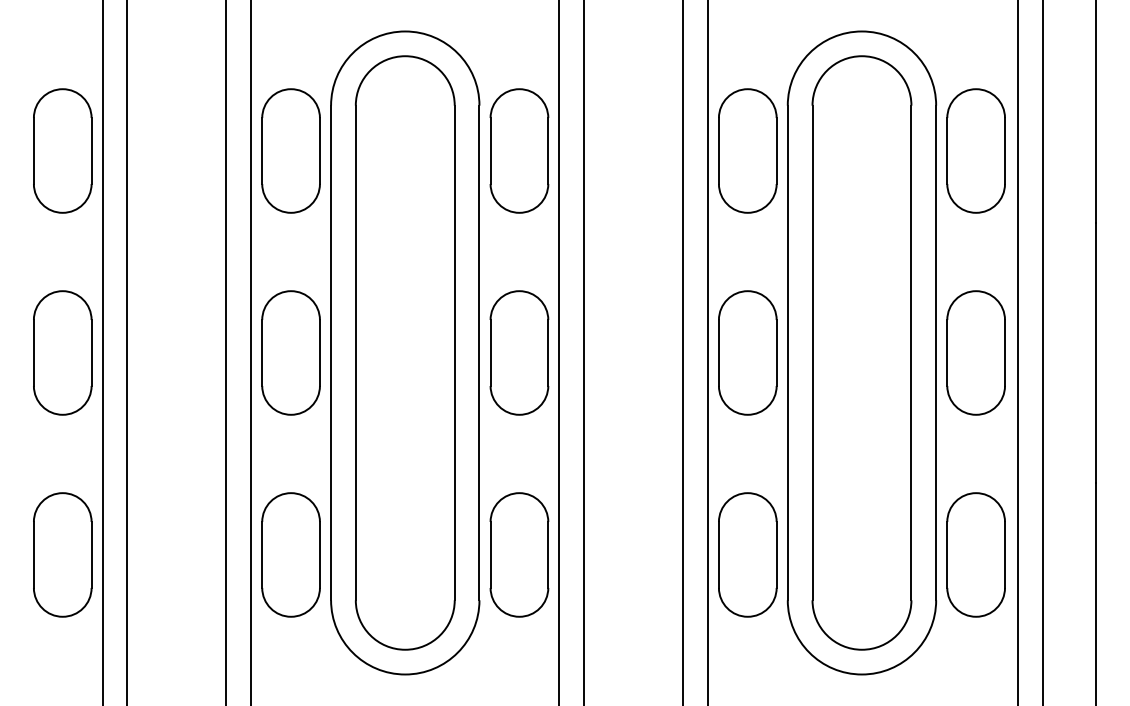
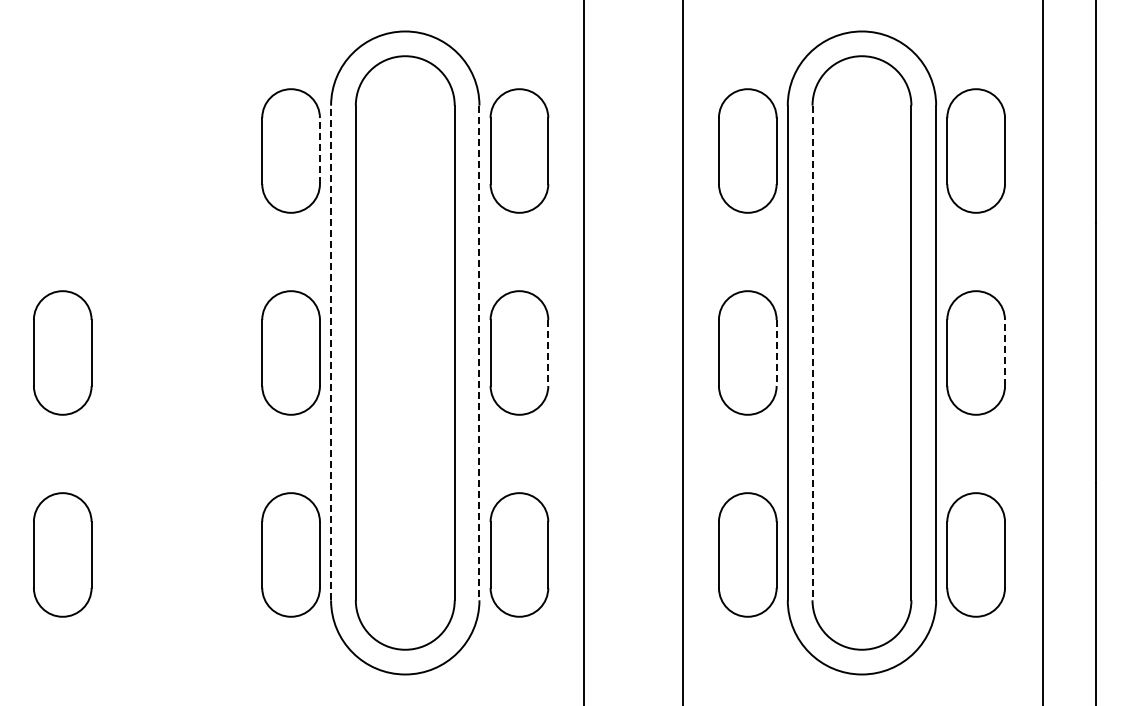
part: present -> none (62, 150)
line: solid -> dashed (319, 151)
line: present -> none (102, 352)
line: present -> none (127, 352)
line: present -> none (226, 352)
line: present -> none (251, 352)
line: solid -> dashed (331, 352)
line: present -> none (559, 352)
line: present -> none (707, 352)
line: present -> none (1017, 352)
line: solid -> dashed (479, 353)
line: solid -> dashed (548, 353)
line: solid -> dashed (776, 353)
line: solid -> dashed (812, 353)
line: solid -> dashed (1005, 353)
